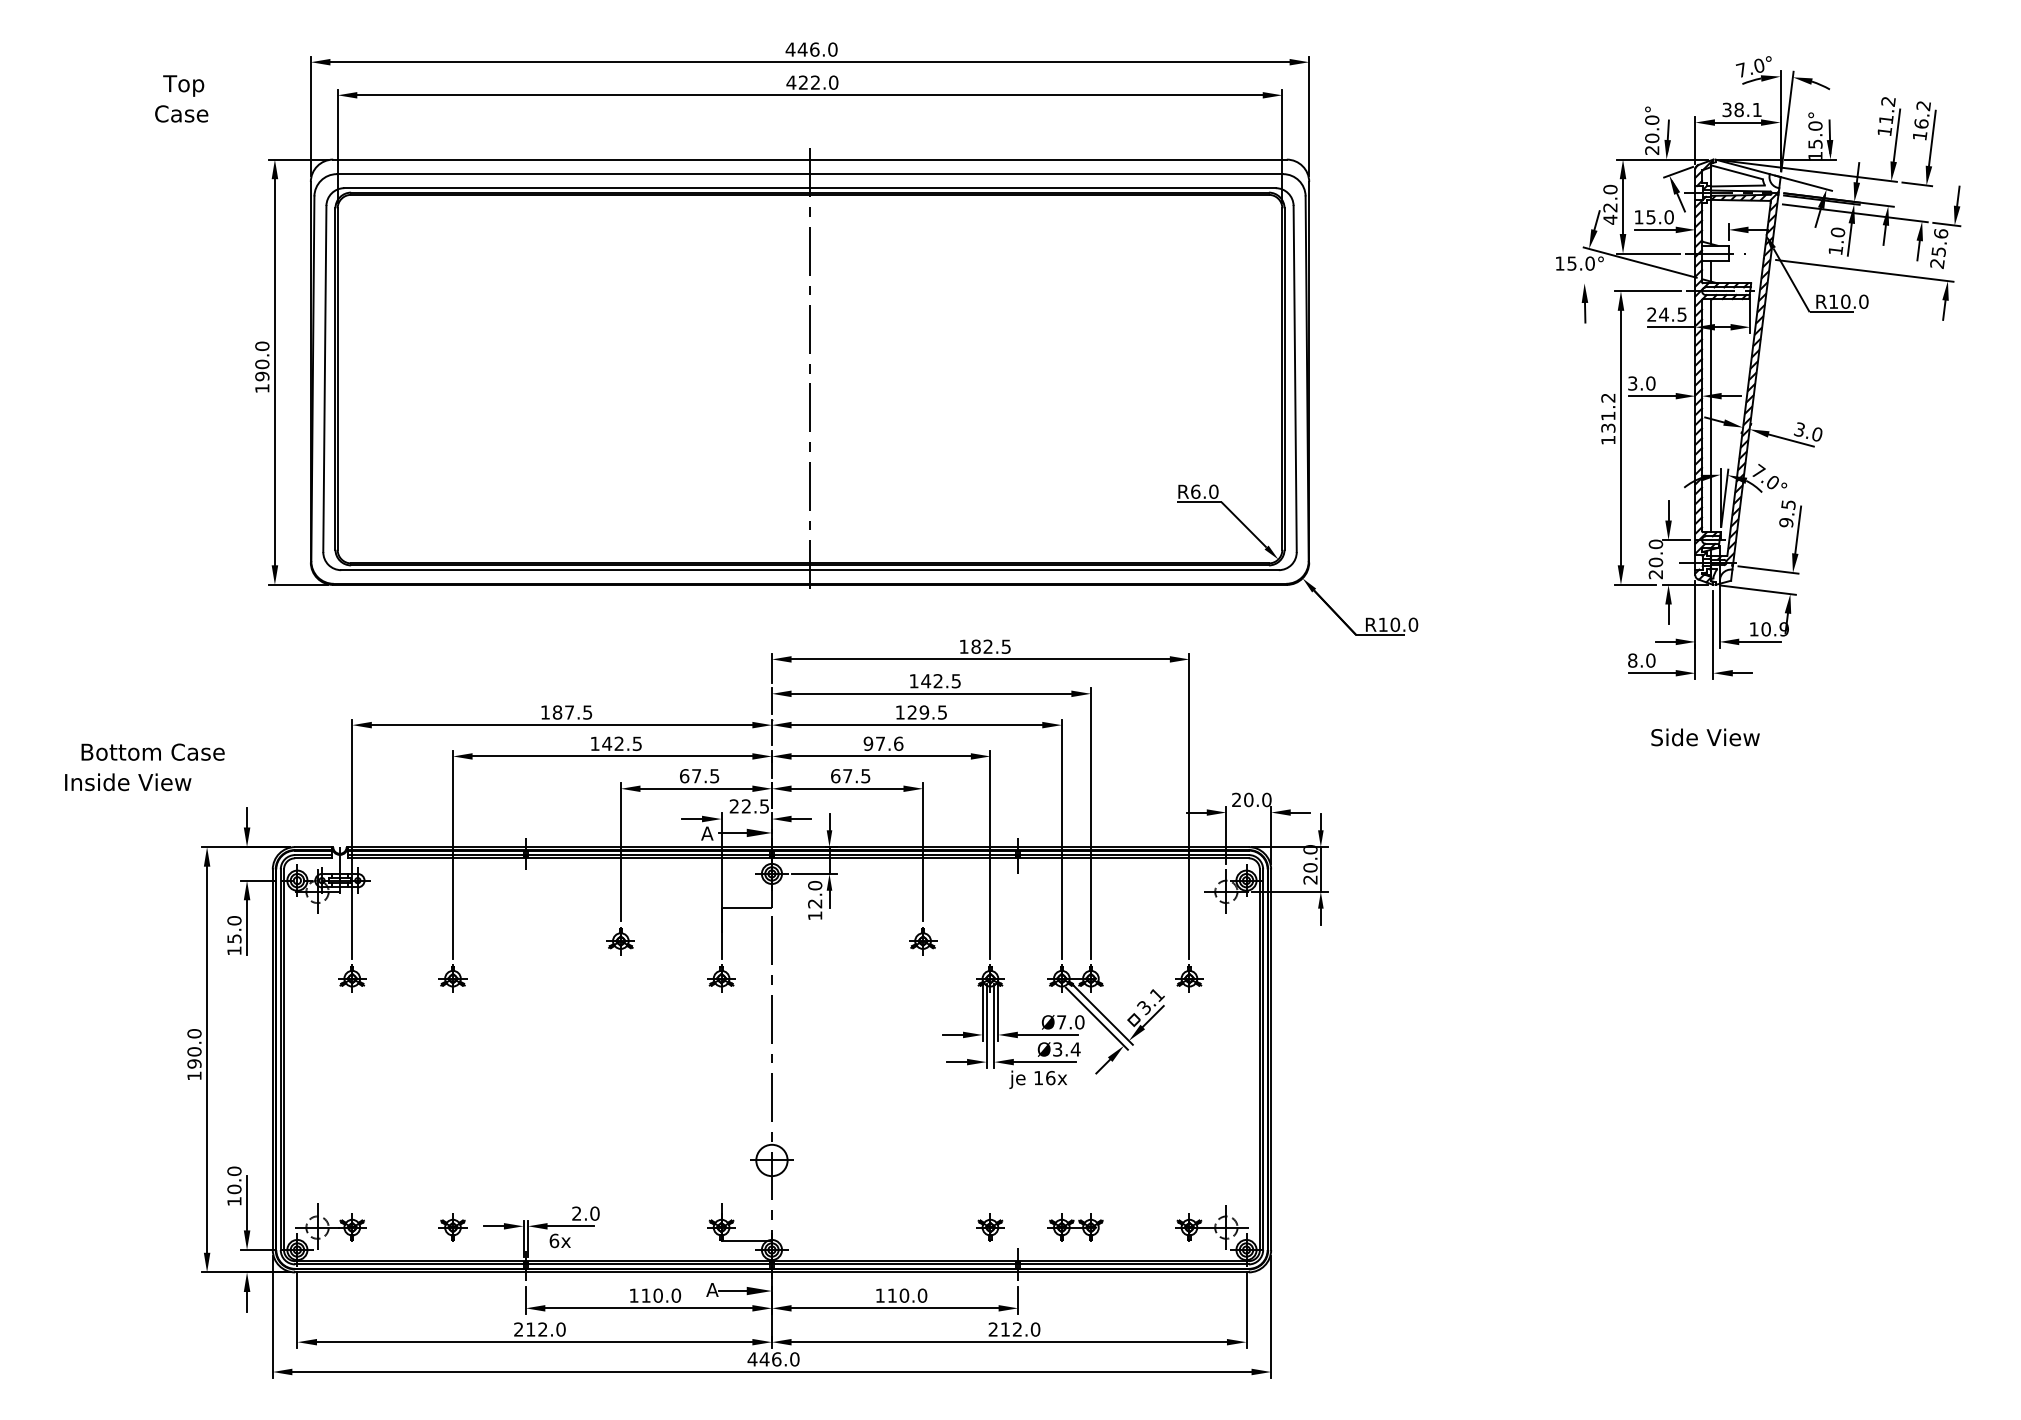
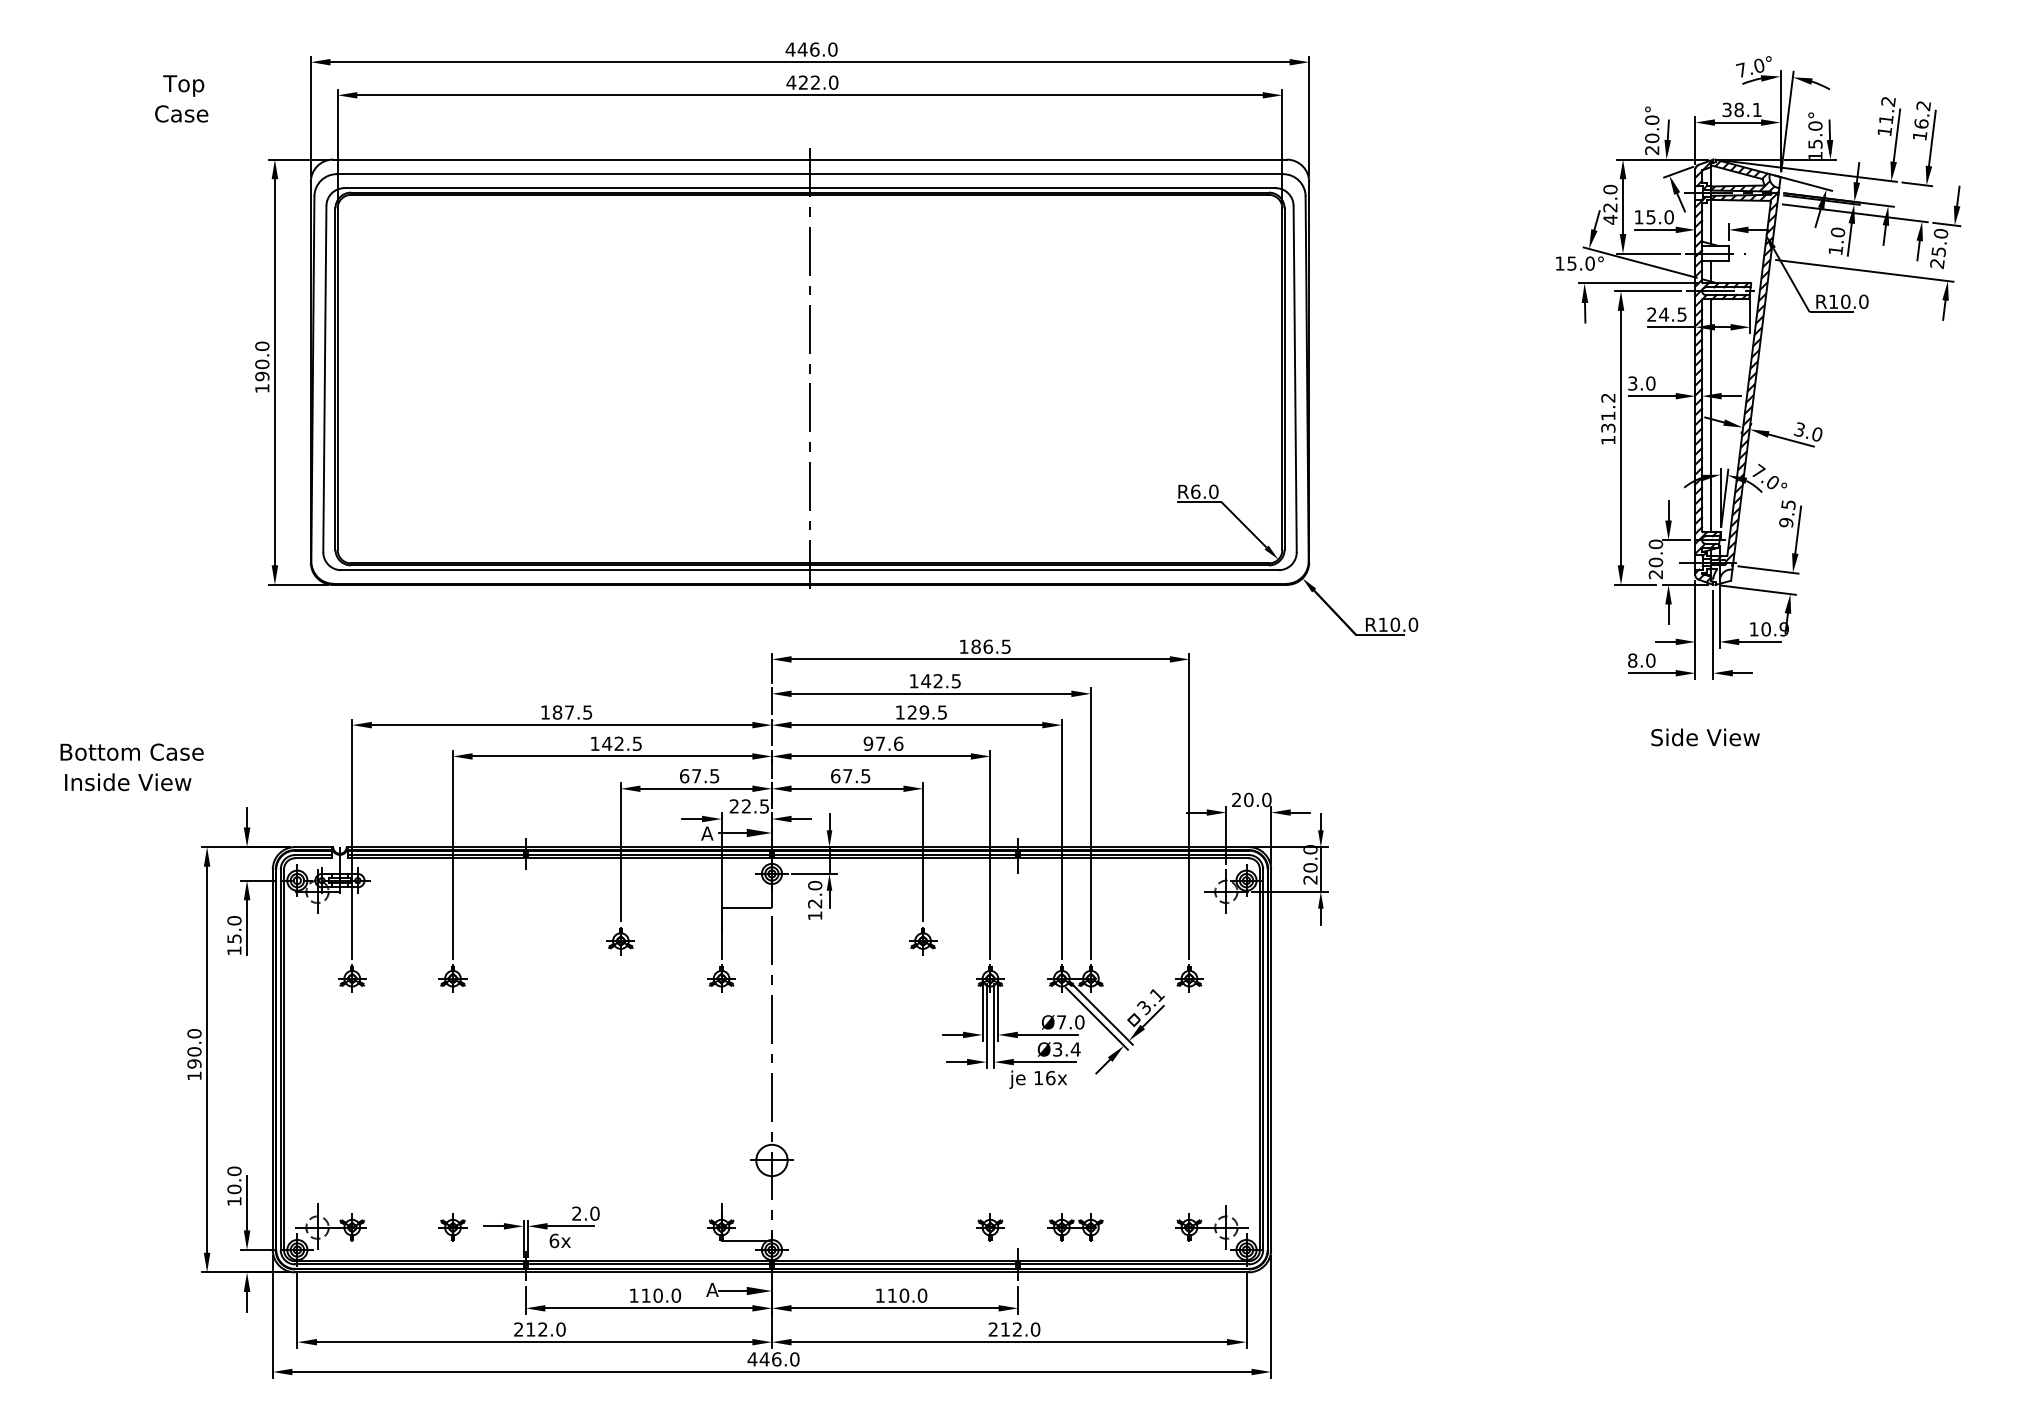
hatch: none -> present (1744, 177)
text: 25.6 -> 25.0 (1940, 233)
line: none -> present (1637, 283)
text: 182.5 -> 186.5 (987, 646)
text position: (152, 751) -> (131, 751) (131, 751)
